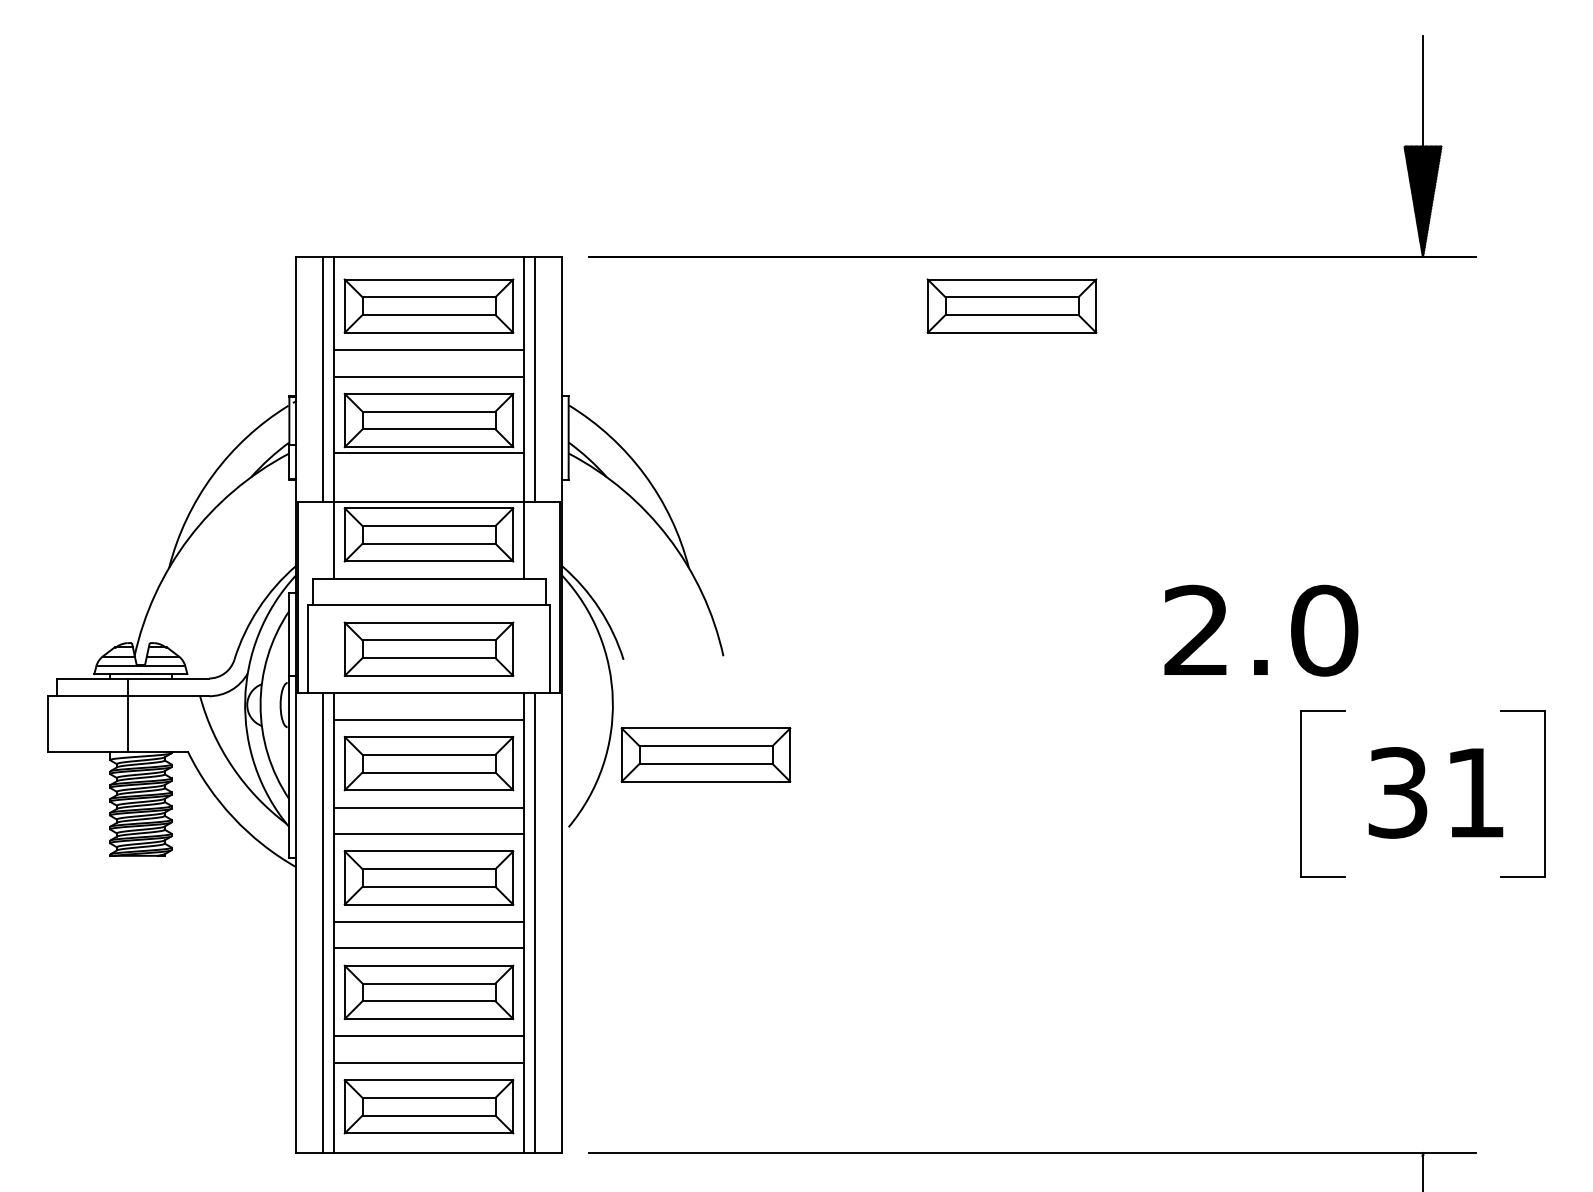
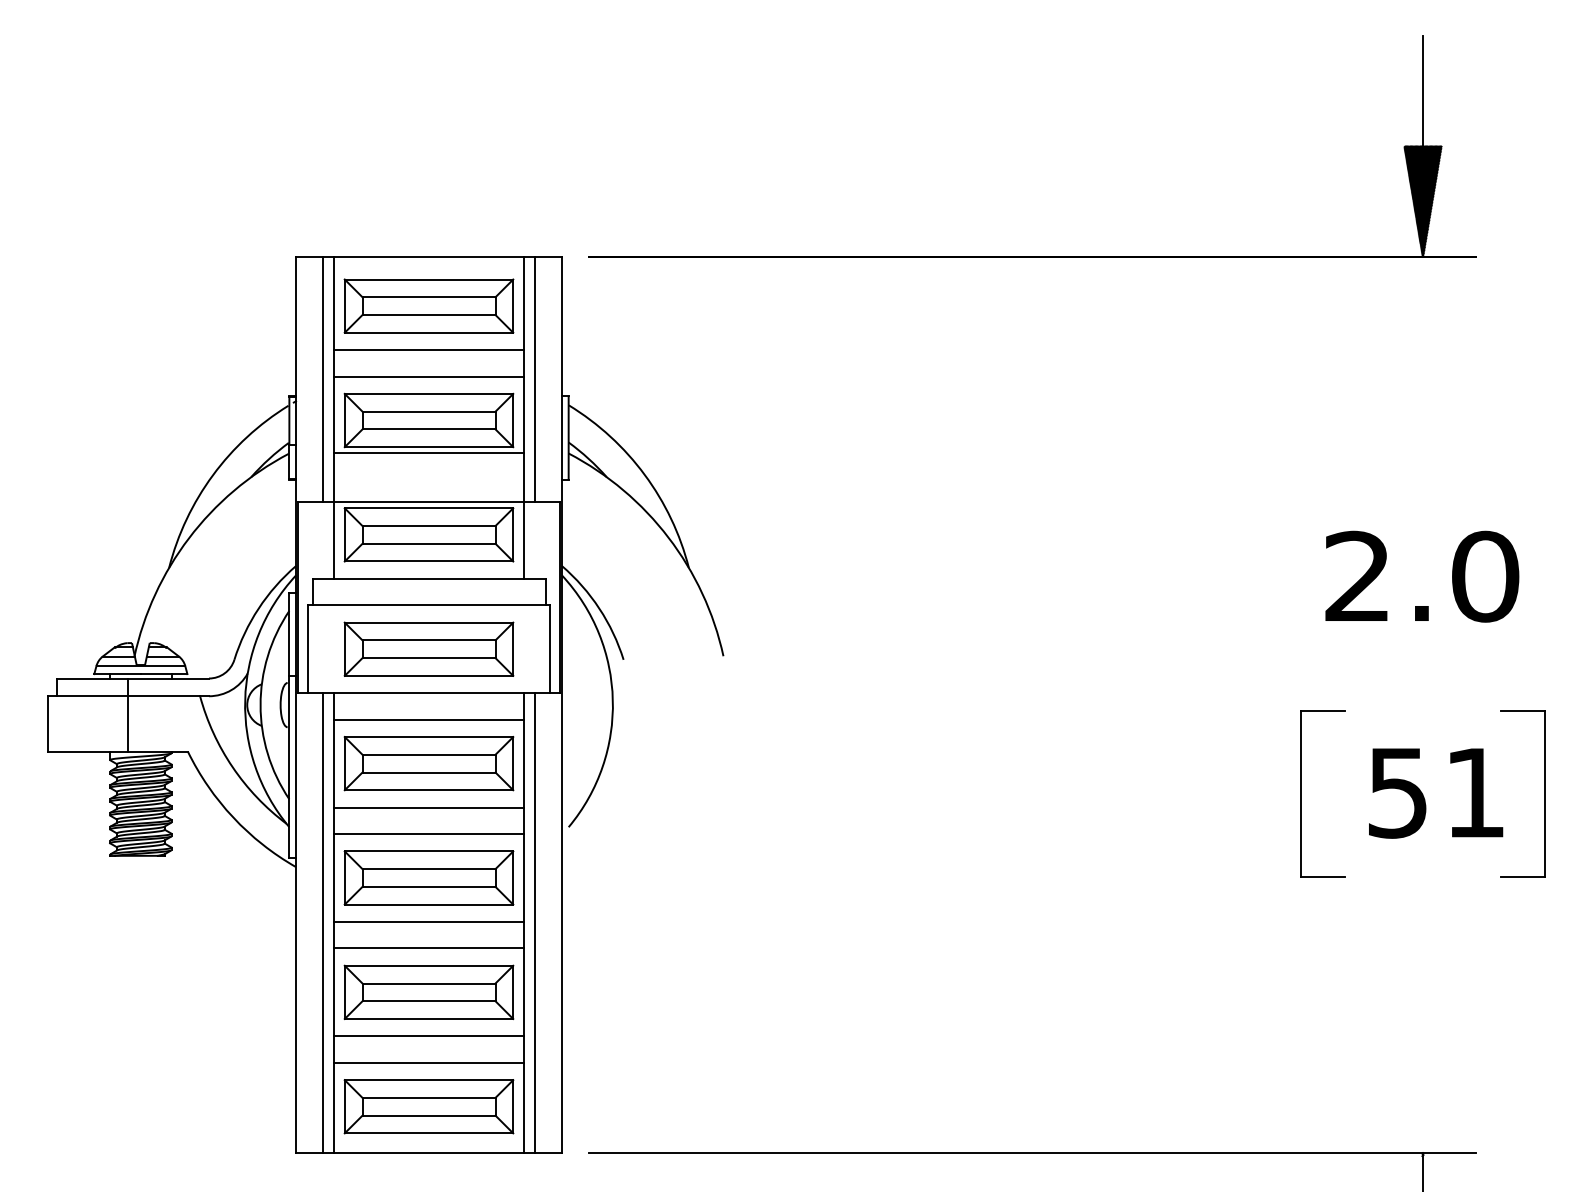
part: present -> none (1011, 305)
text position: (1261, 630) -> (1422, 576) (1422, 576)
part: present -> none (705, 754)
text: 31 -> 51 (1397, 792)
